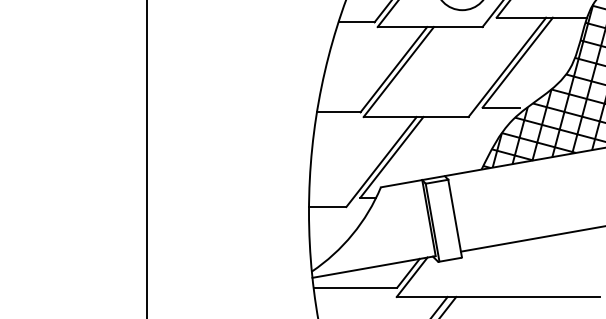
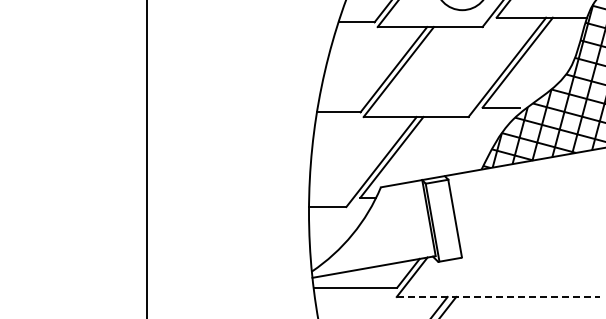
line: present -> none (531, 238)
line: solid -> dashed (498, 296)
